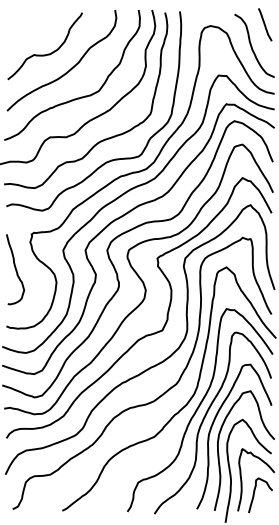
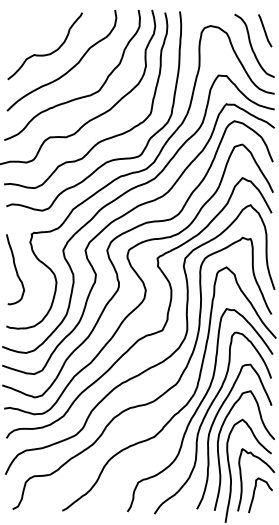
curve position: (265, 24) -> (265, 30) (265, 30)
